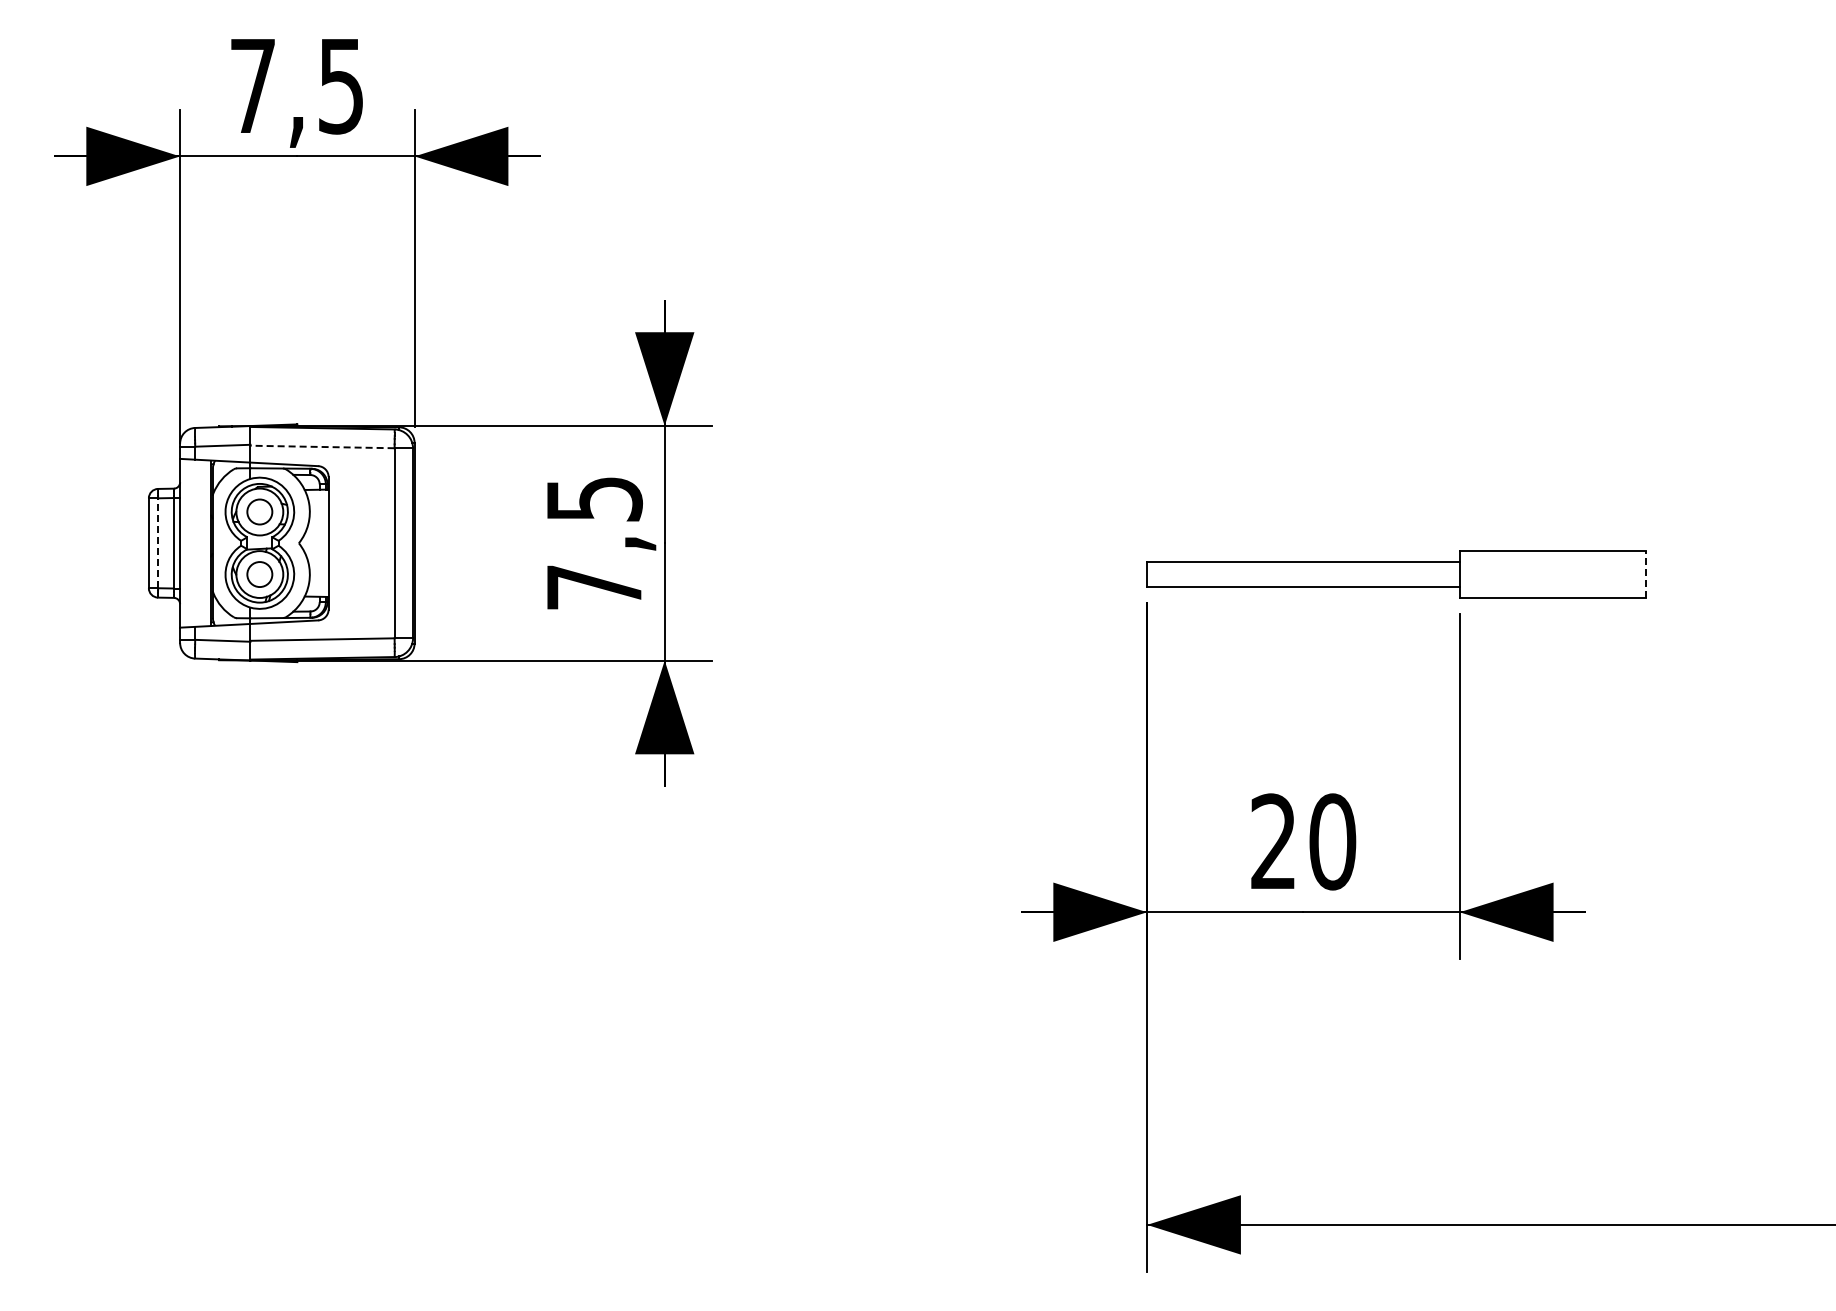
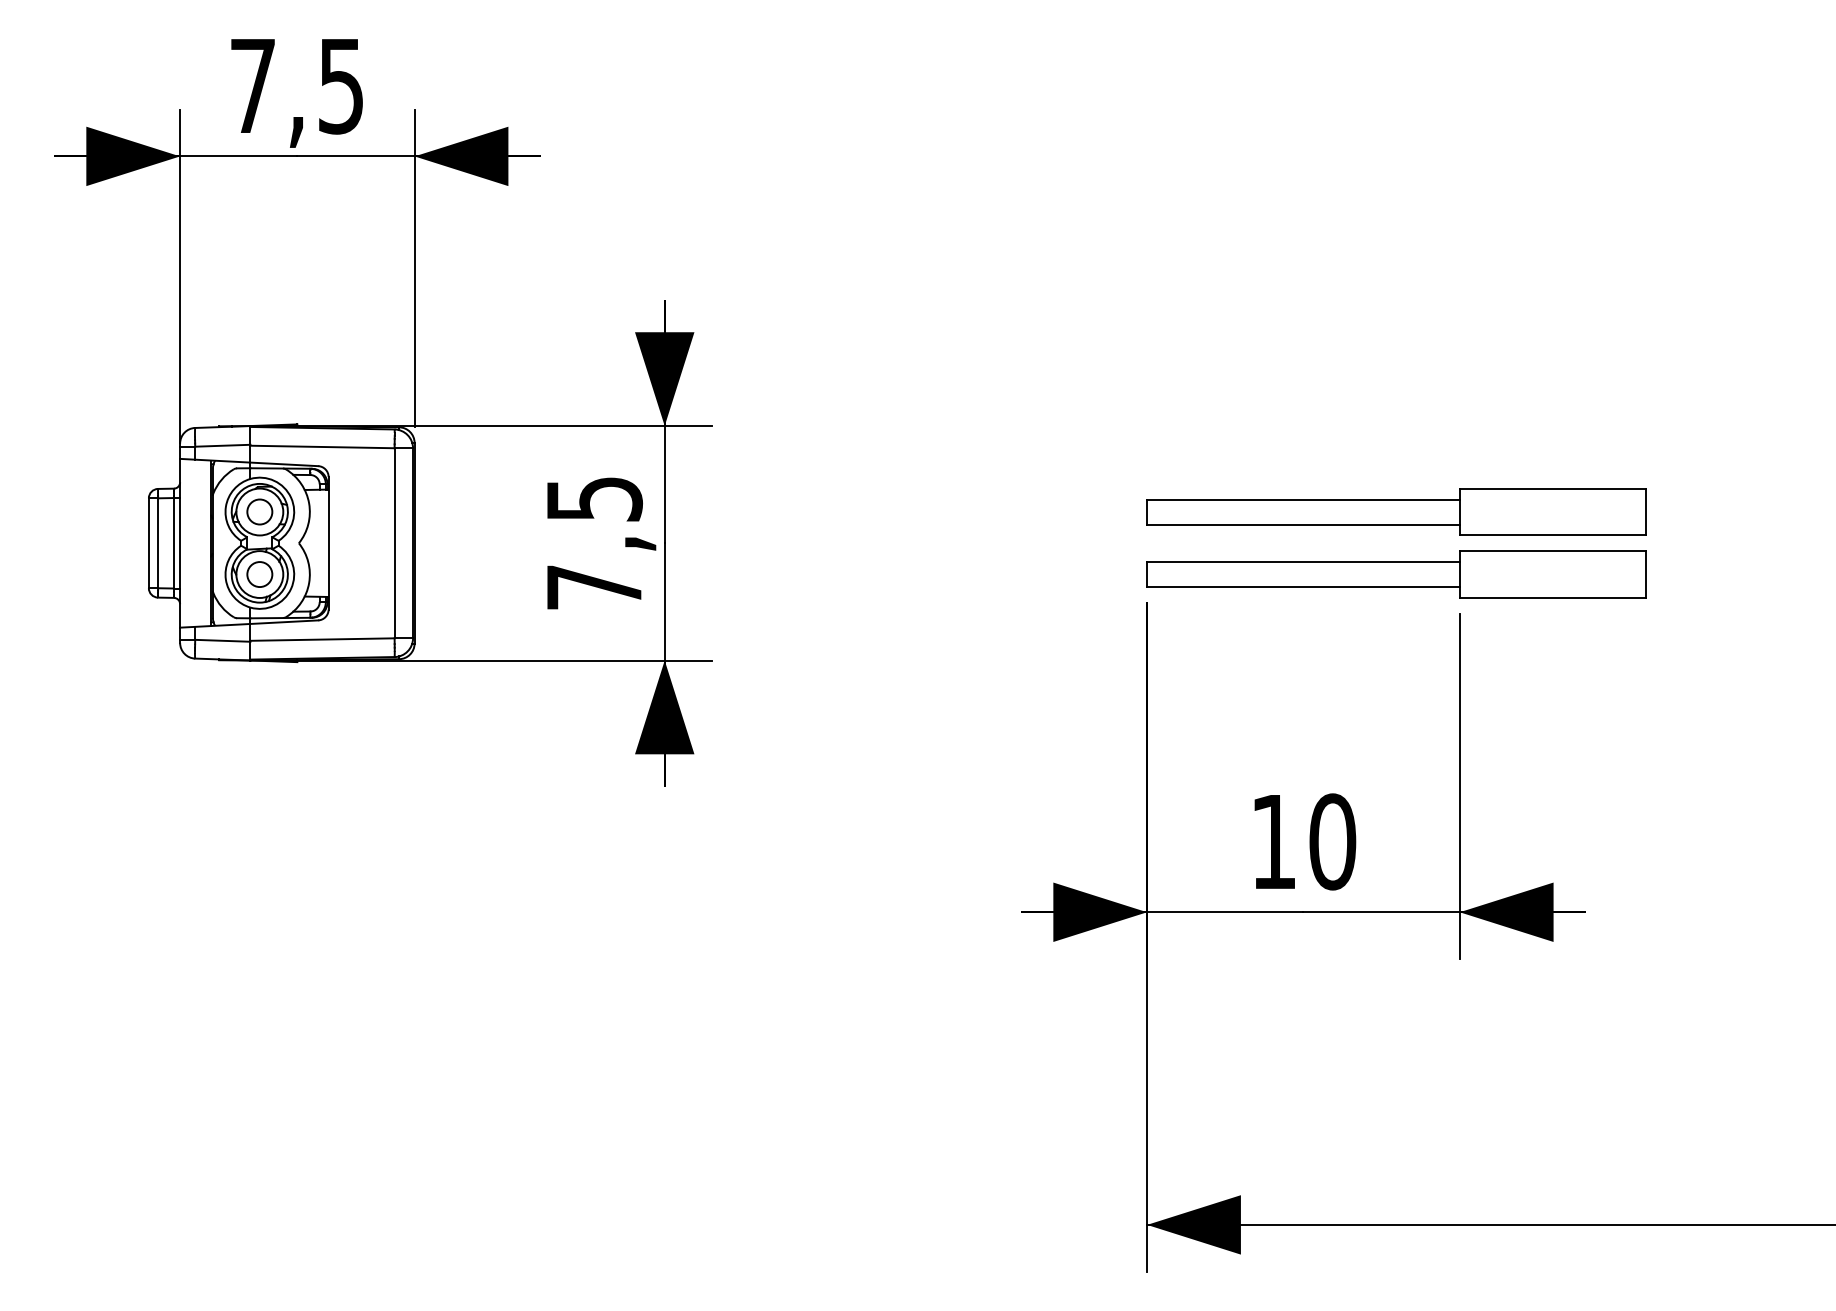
line: dashed -> solid (322, 446)
part: none -> present (1396, 511)
line: dashed -> solid (158, 543)
line: dashed -> solid (1646, 574)
text: 20 -> 10 (1272, 840)
